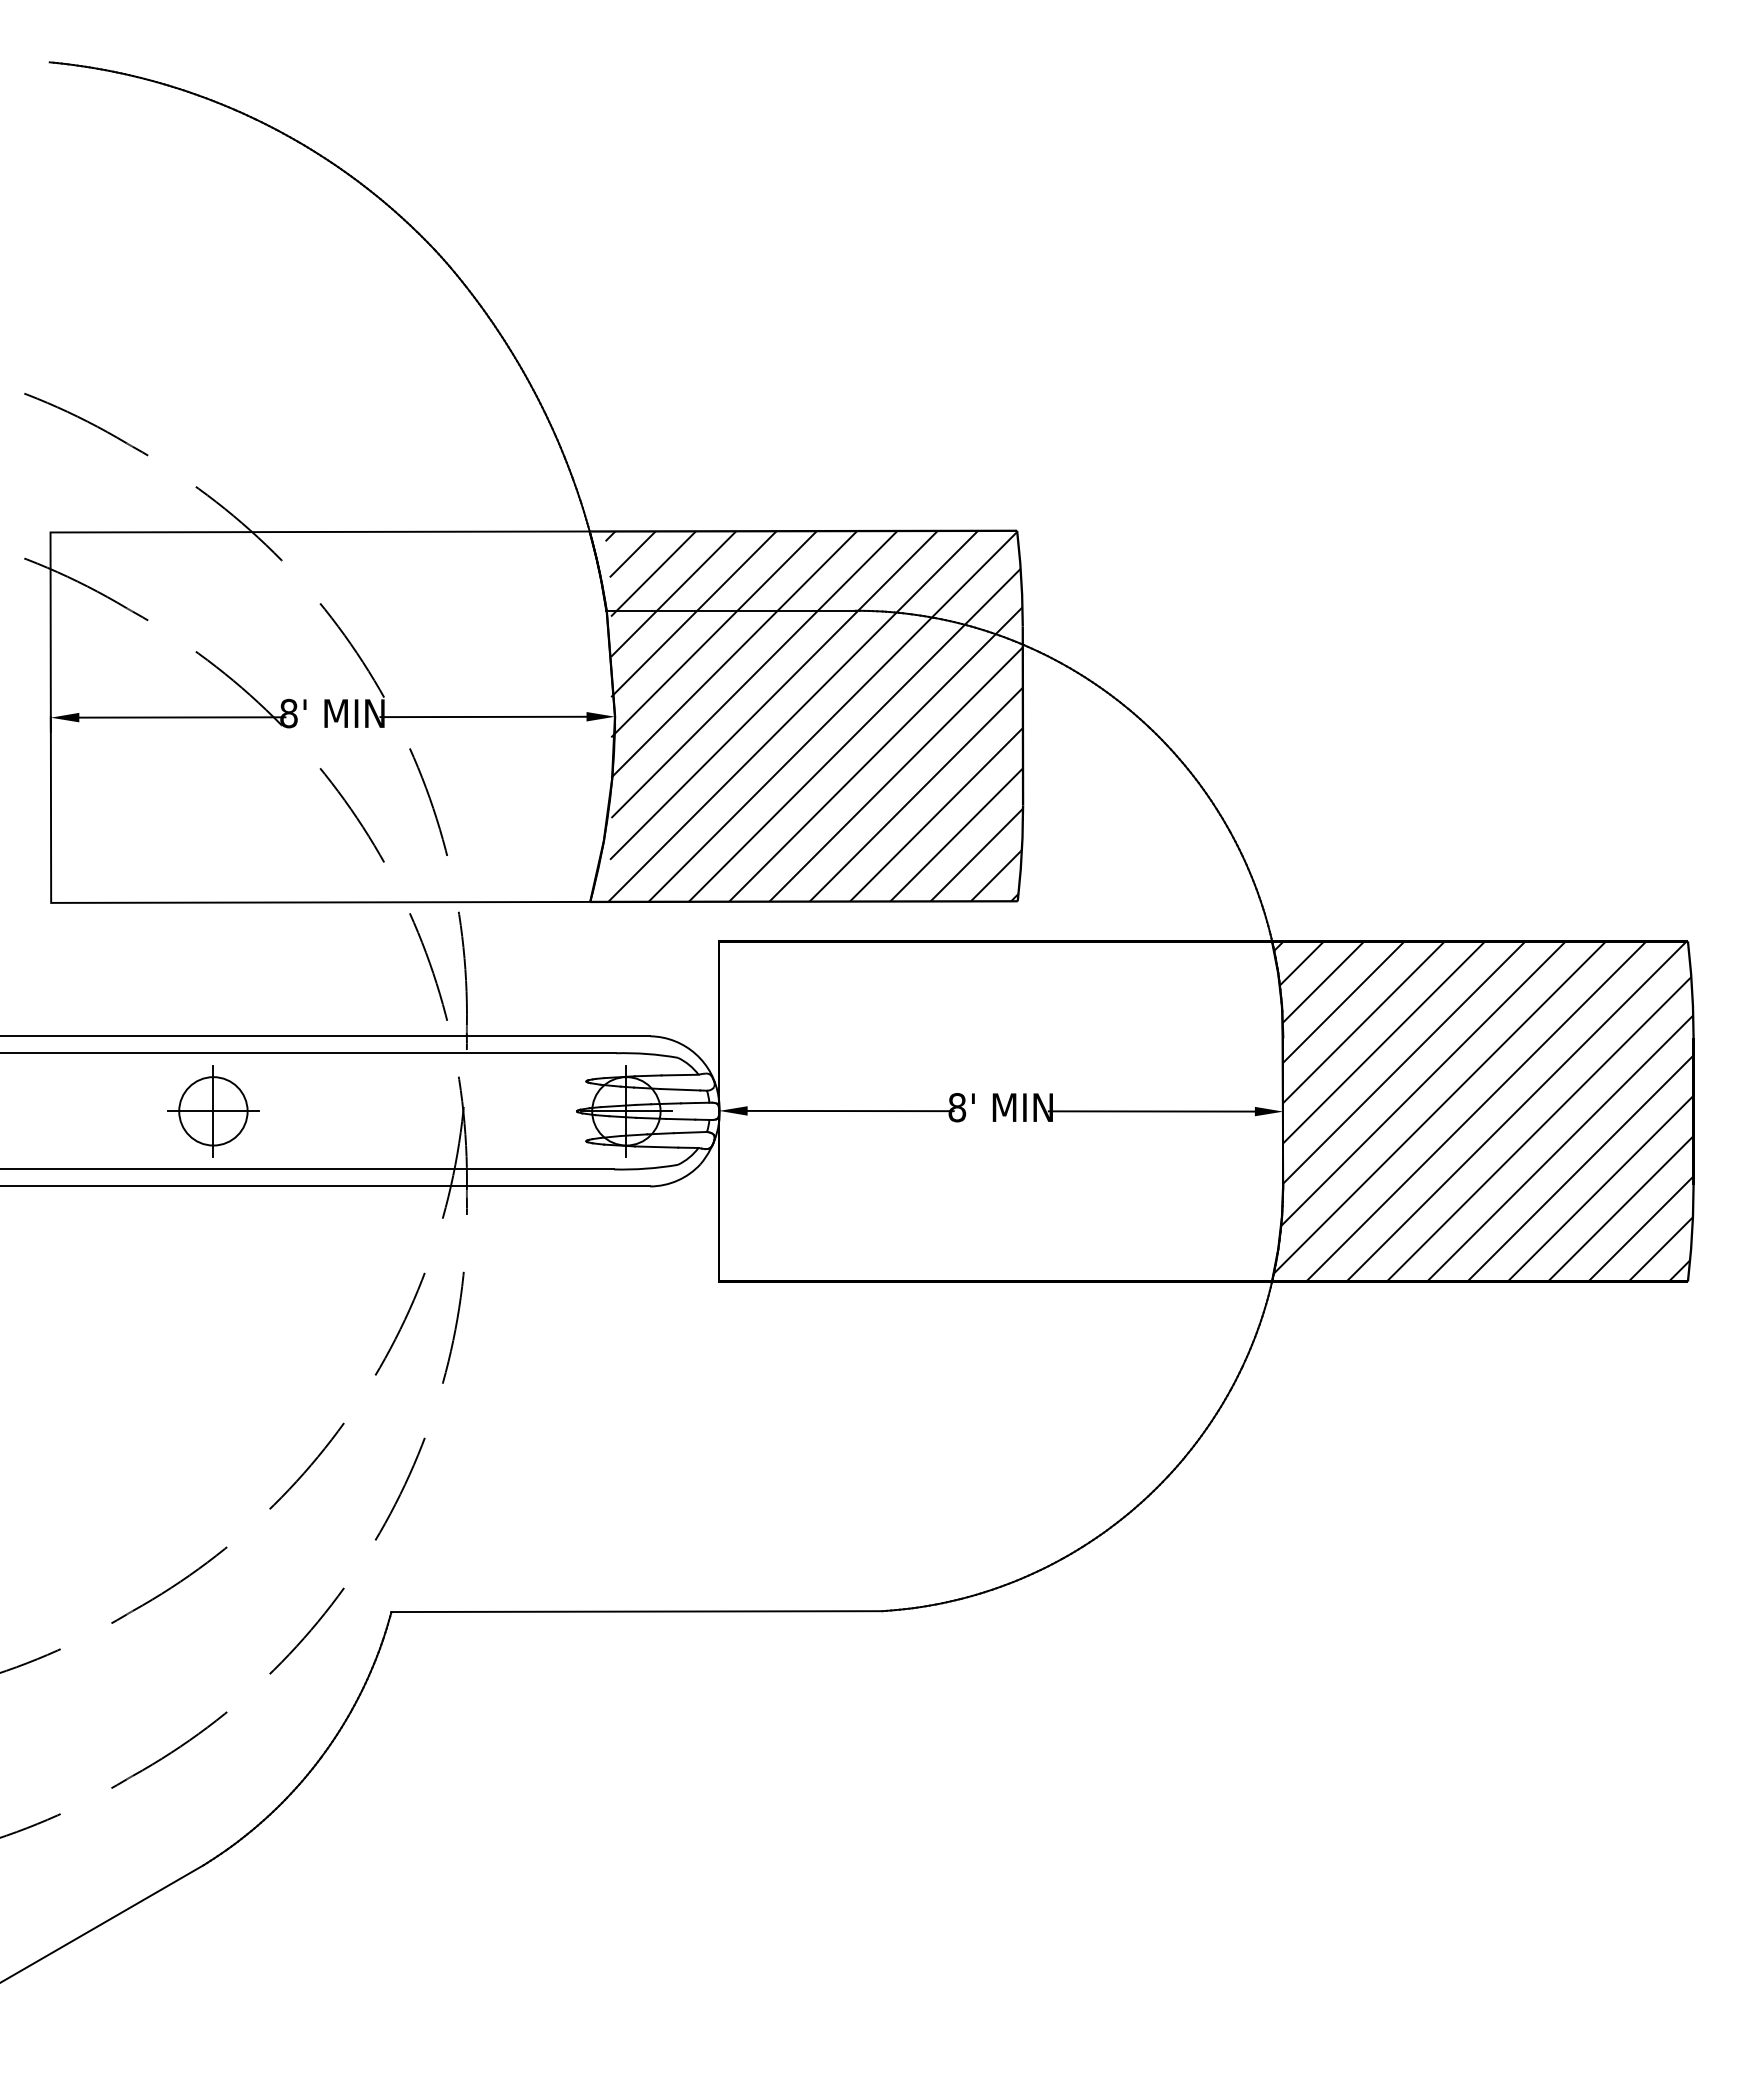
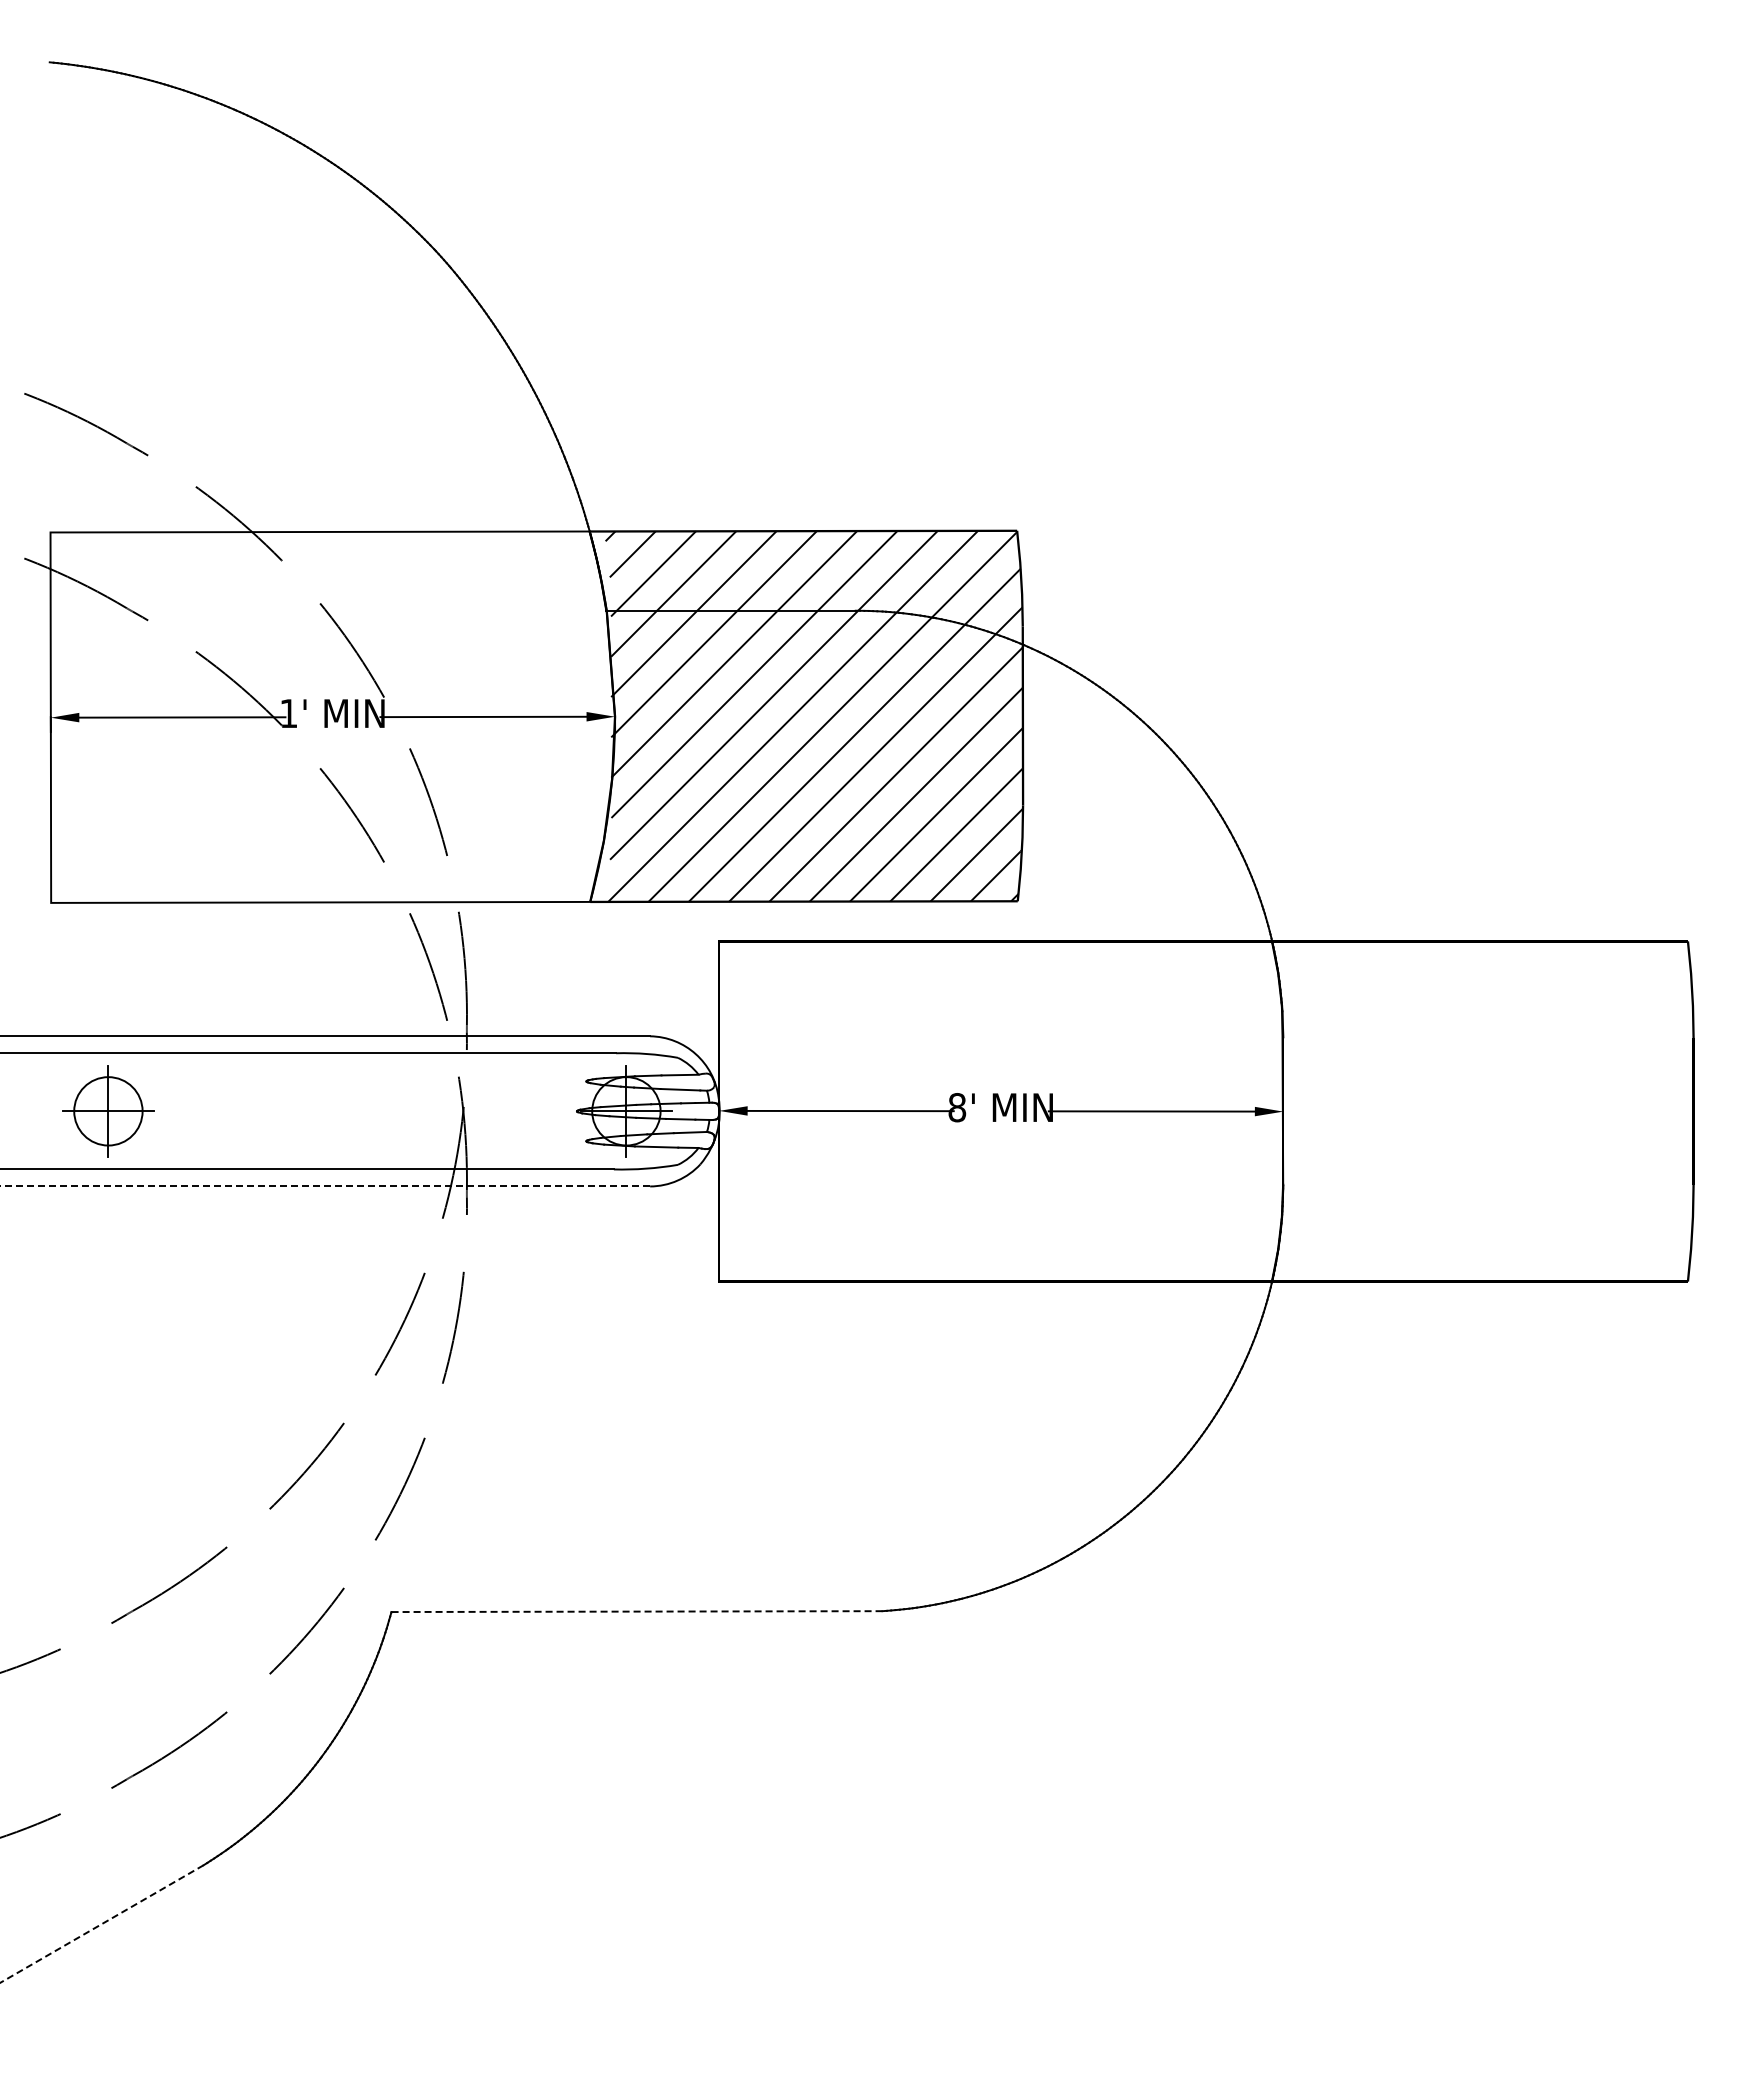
text: 8' -> 1' (288, 713)
part position: (213, 1111) -> (108, 1111) (108, 1111)
hatch: present -> none (1483, 1111)
line: solid -> dashed (325, 1186)
line: solid -> dashed (637, 1611)
line: solid -> dashed (101, 1924)
